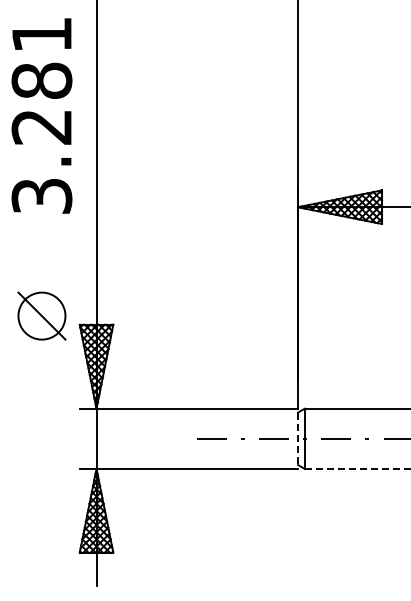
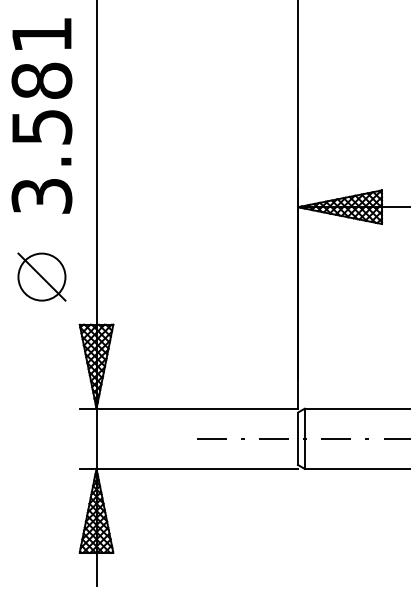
text: 3.281 -> 3.581 (41, 127)
part position: (41, 315) -> (41, 276) (41, 276)
line: dashed -> solid (298, 439)
line: dashed -> solid (357, 468)
